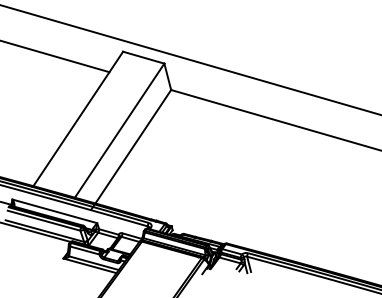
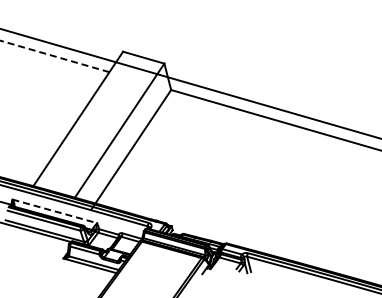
line: solid -> dashed (54, 56)
line position: (190, 59) -> (190, 83) (190, 83)
line: solid -> dashed (54, 211)
